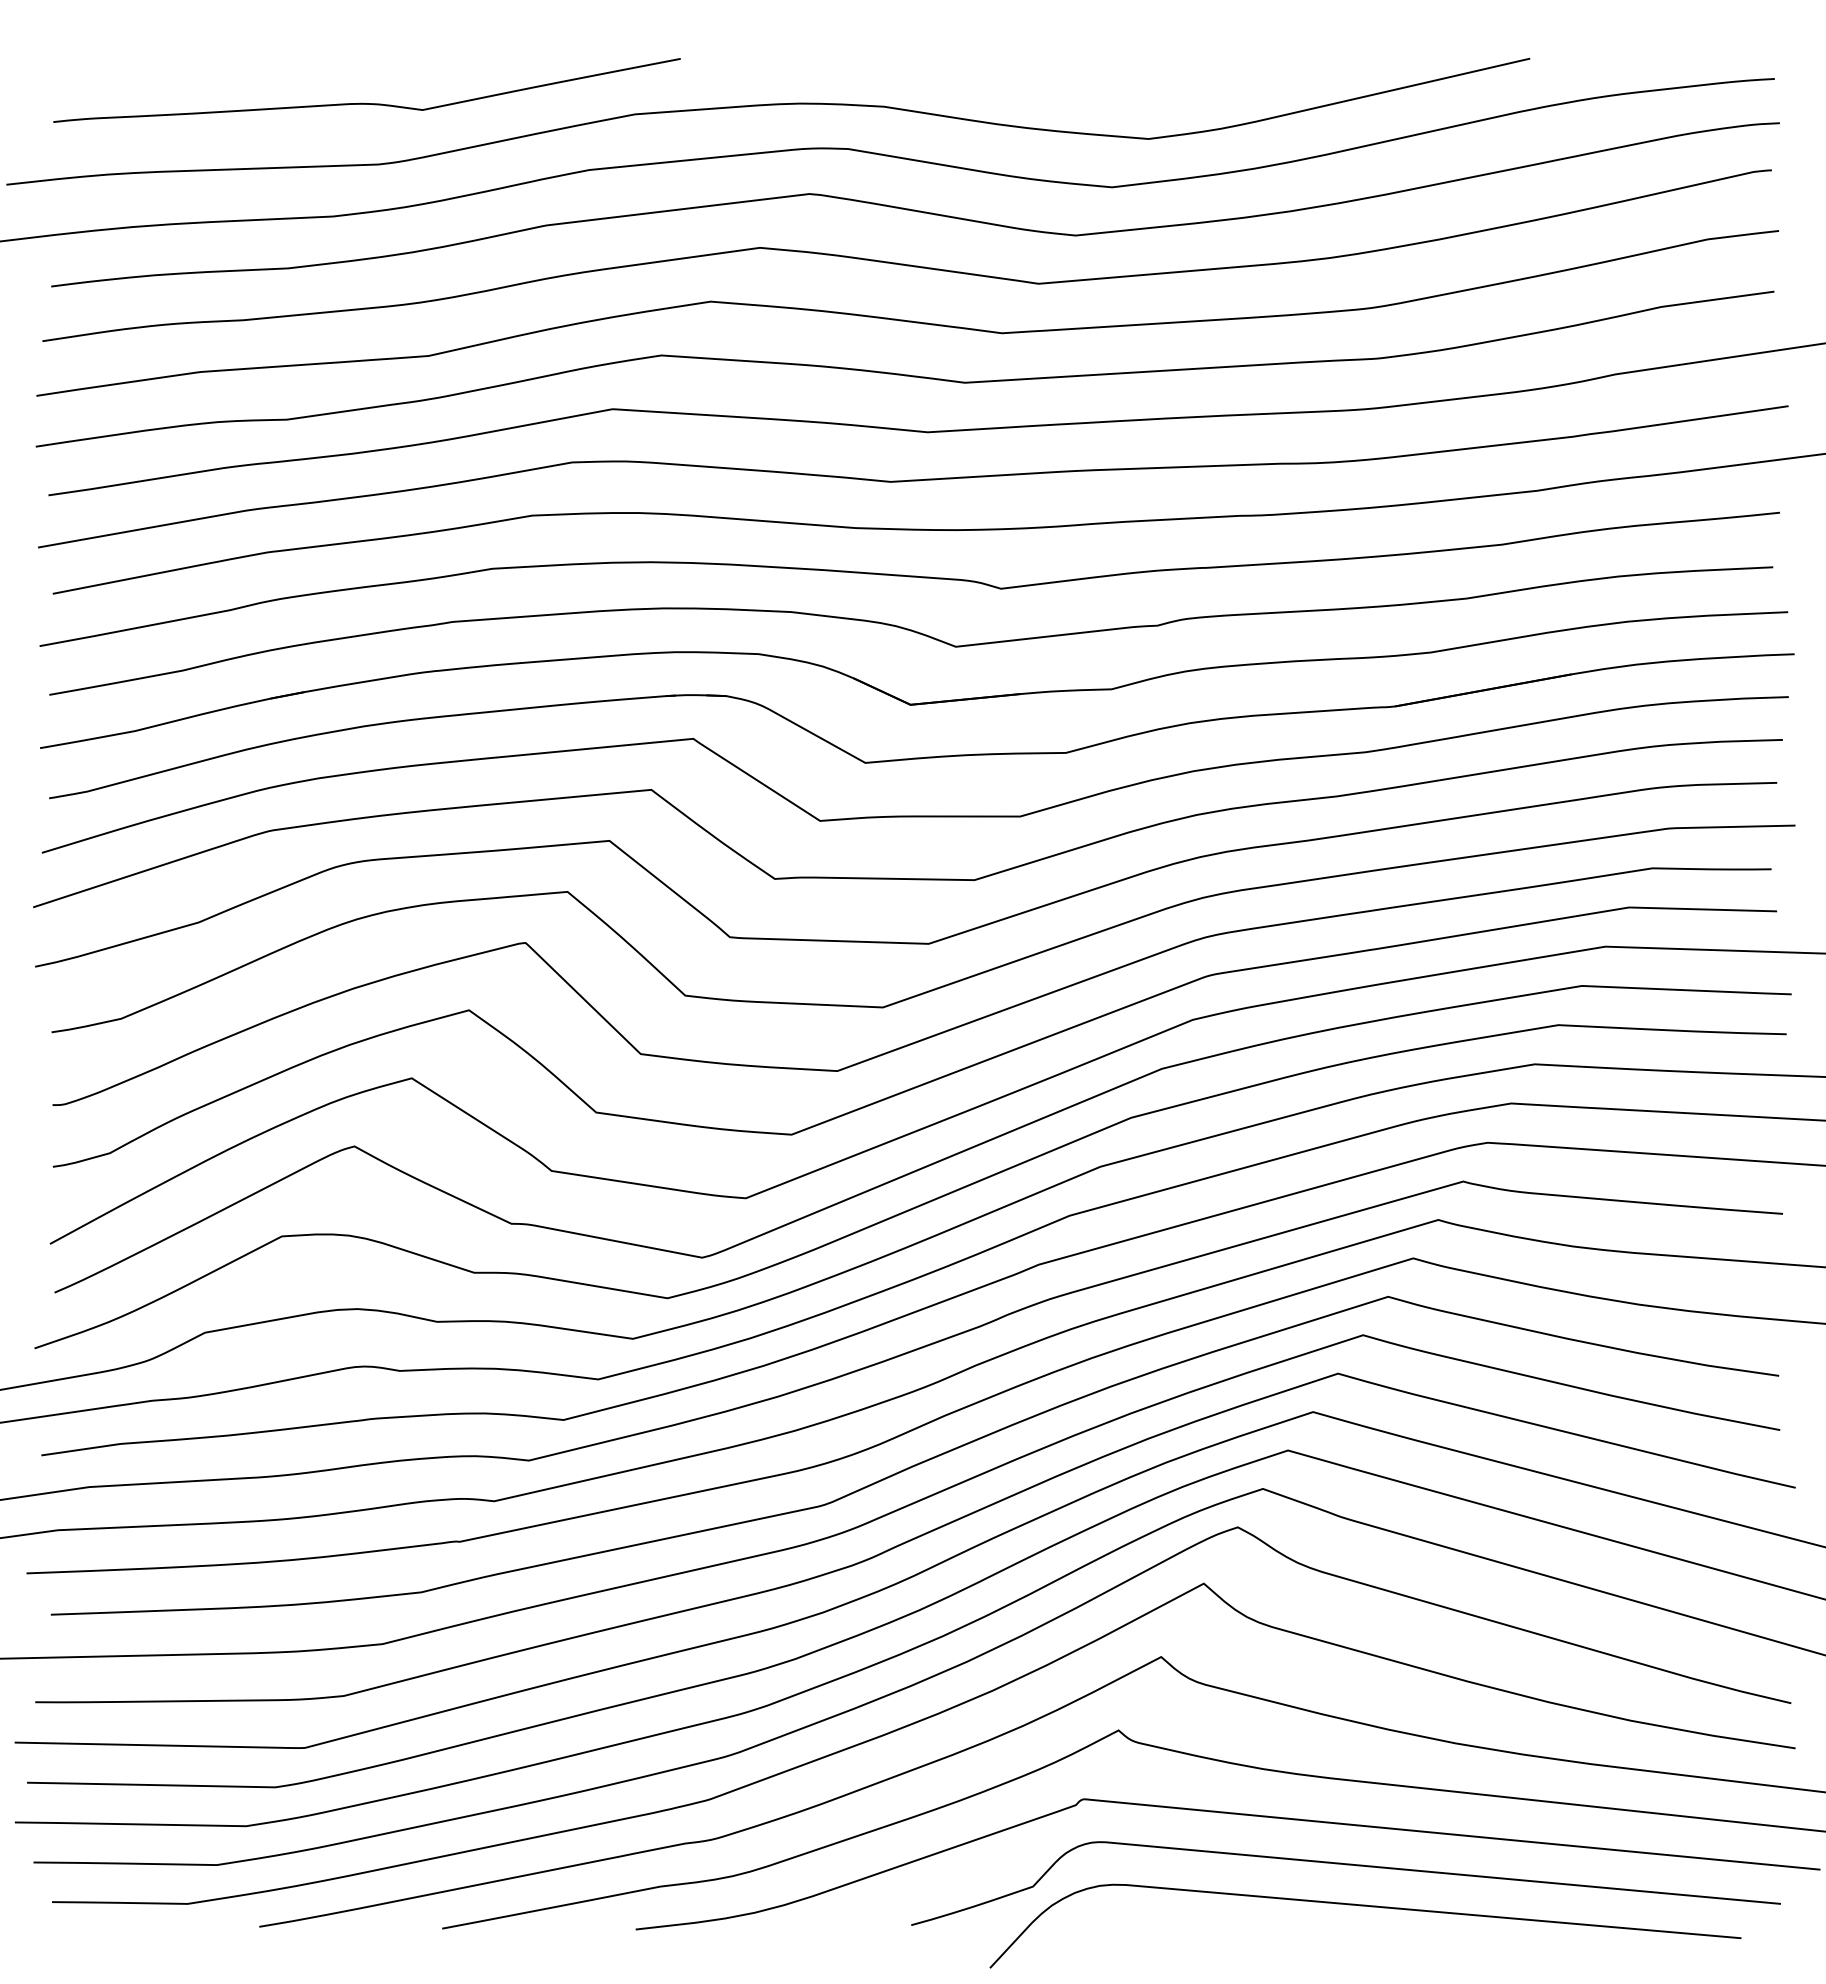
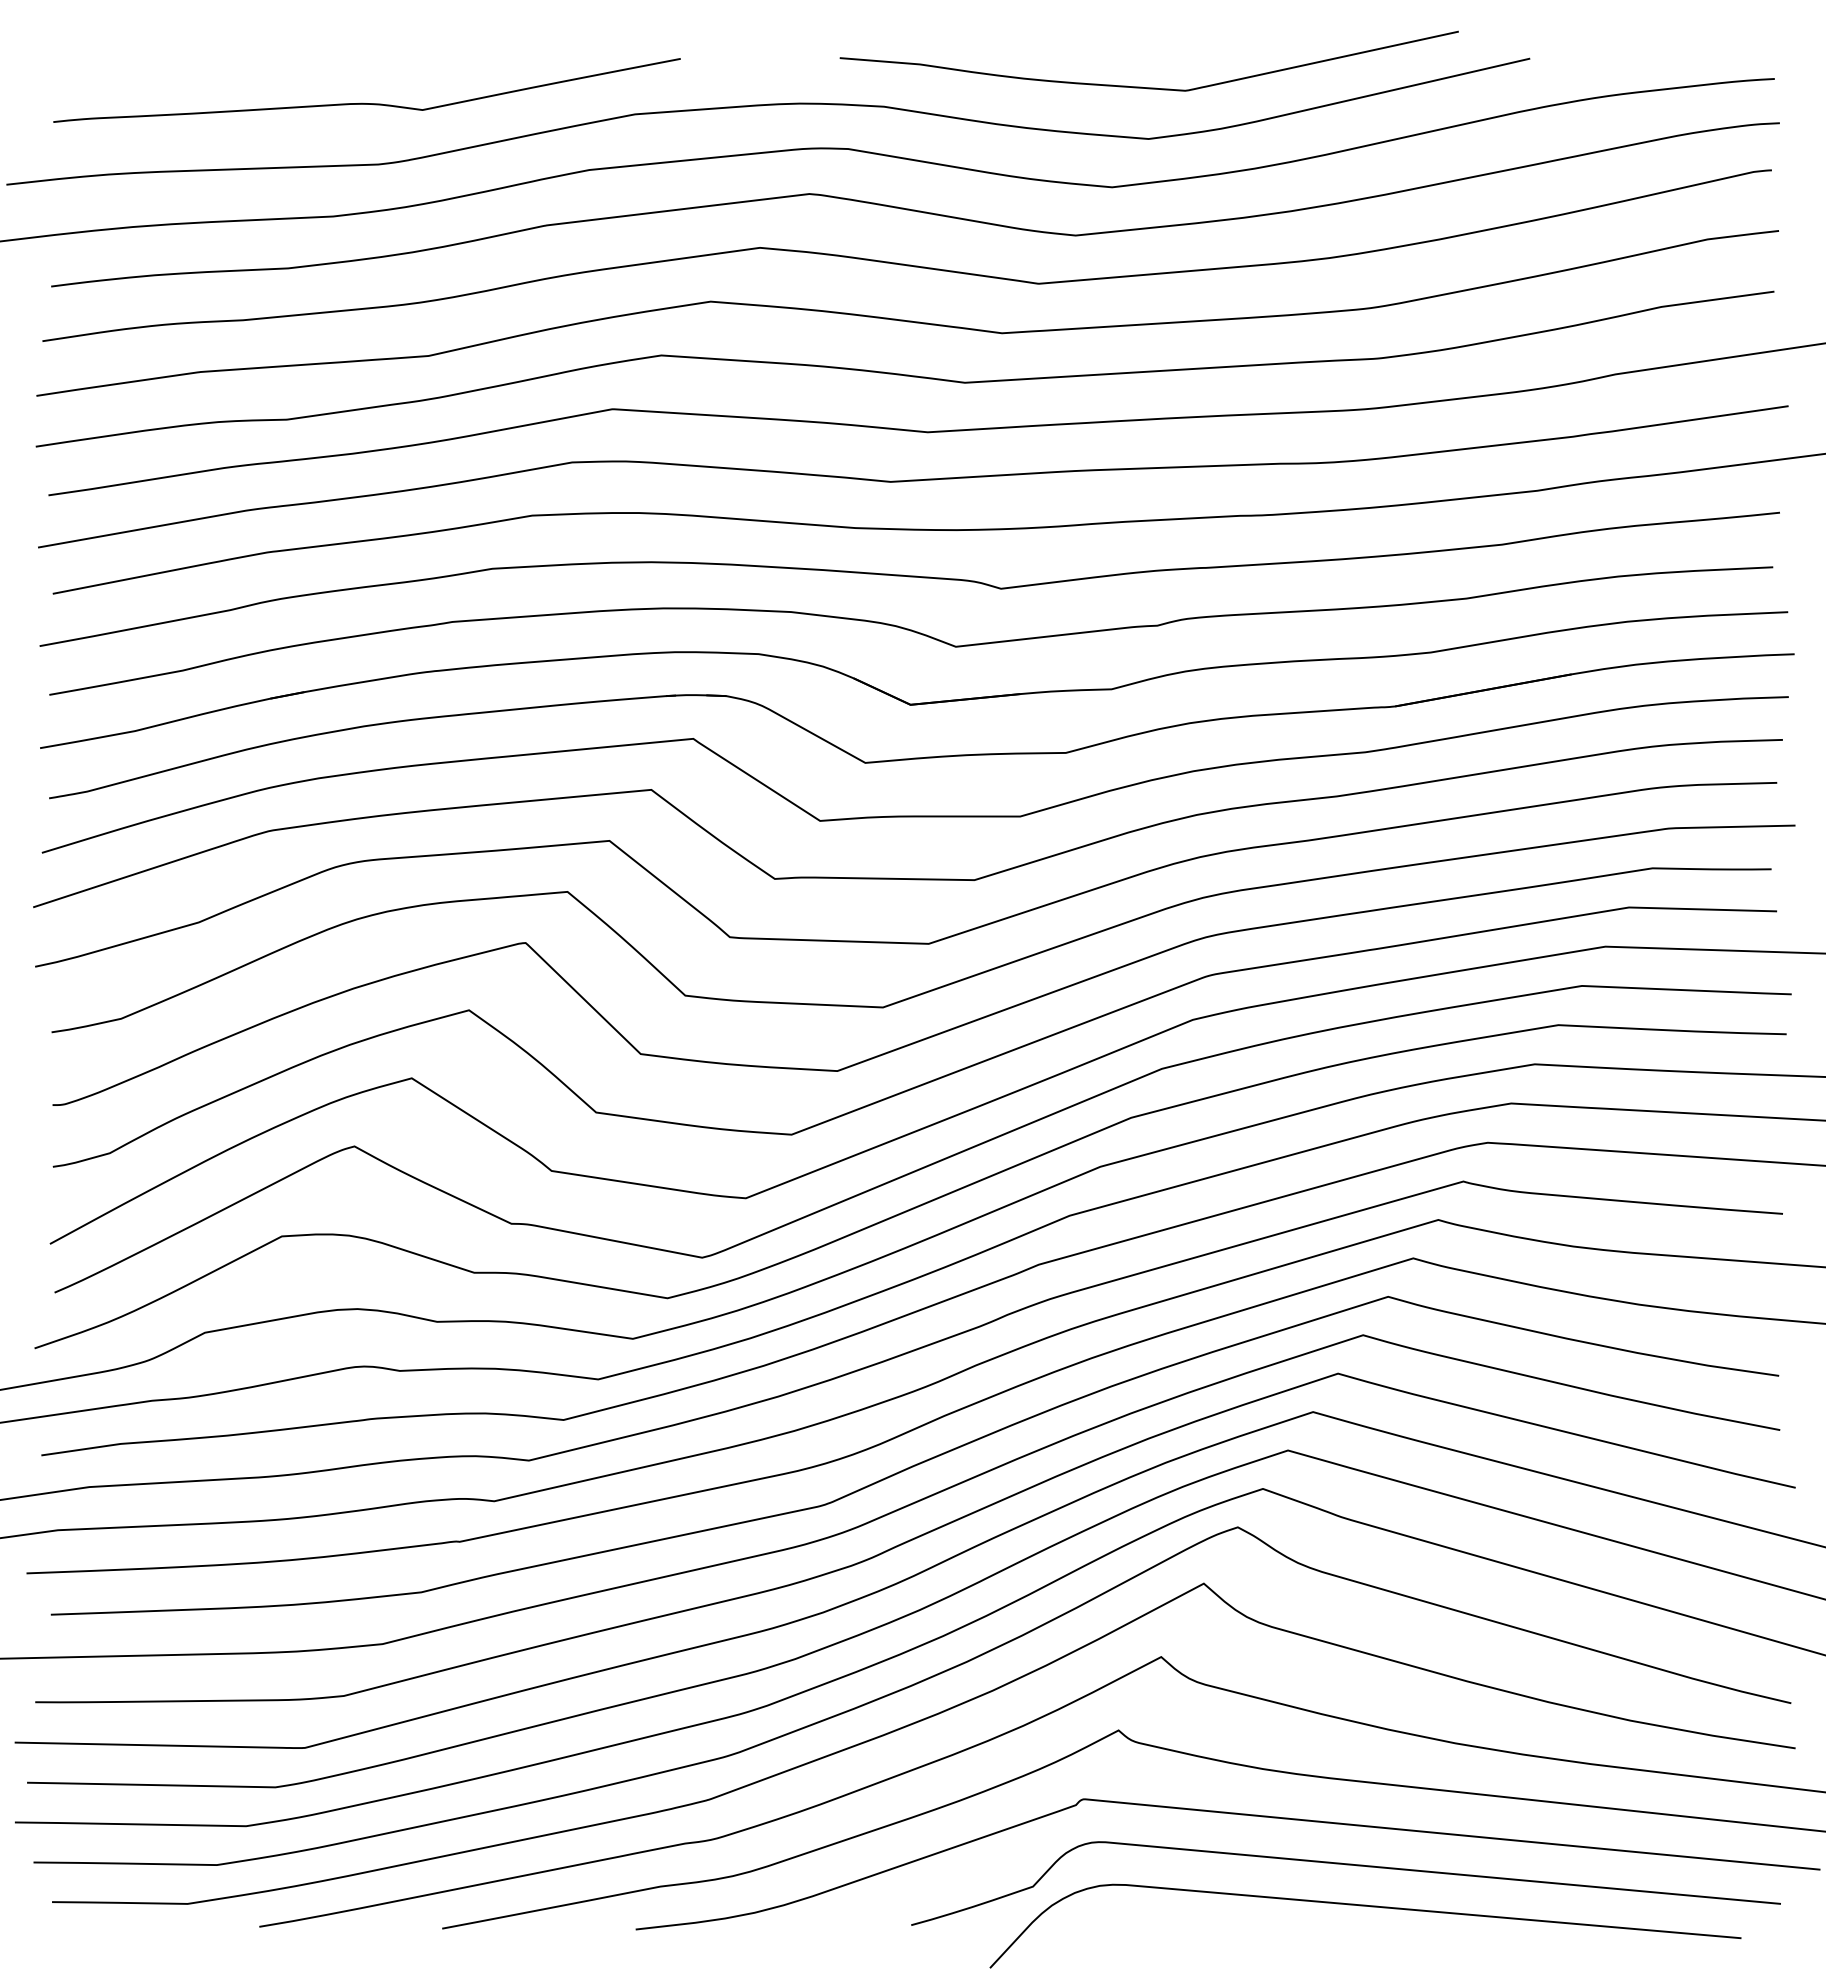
curve: none -> present (1141, 86)
